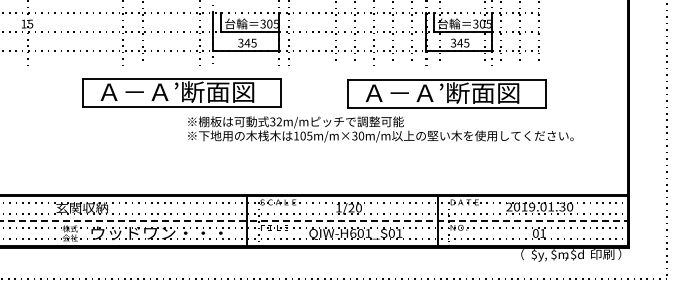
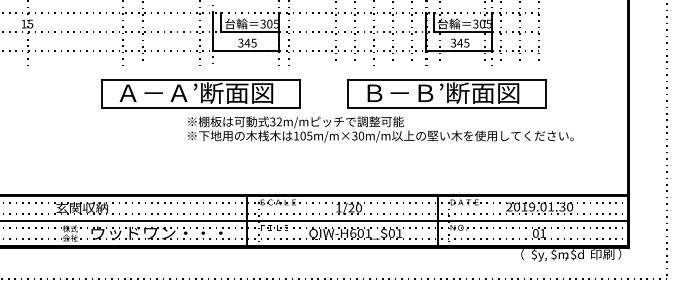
part position: (181, 92) -> (200, 93) (200, 93)
text: Ａ－Ａ’断面図 -> Ｂ－Ｂ’断面図 (399, 92)
line: dashed -> solid (314, 221)
